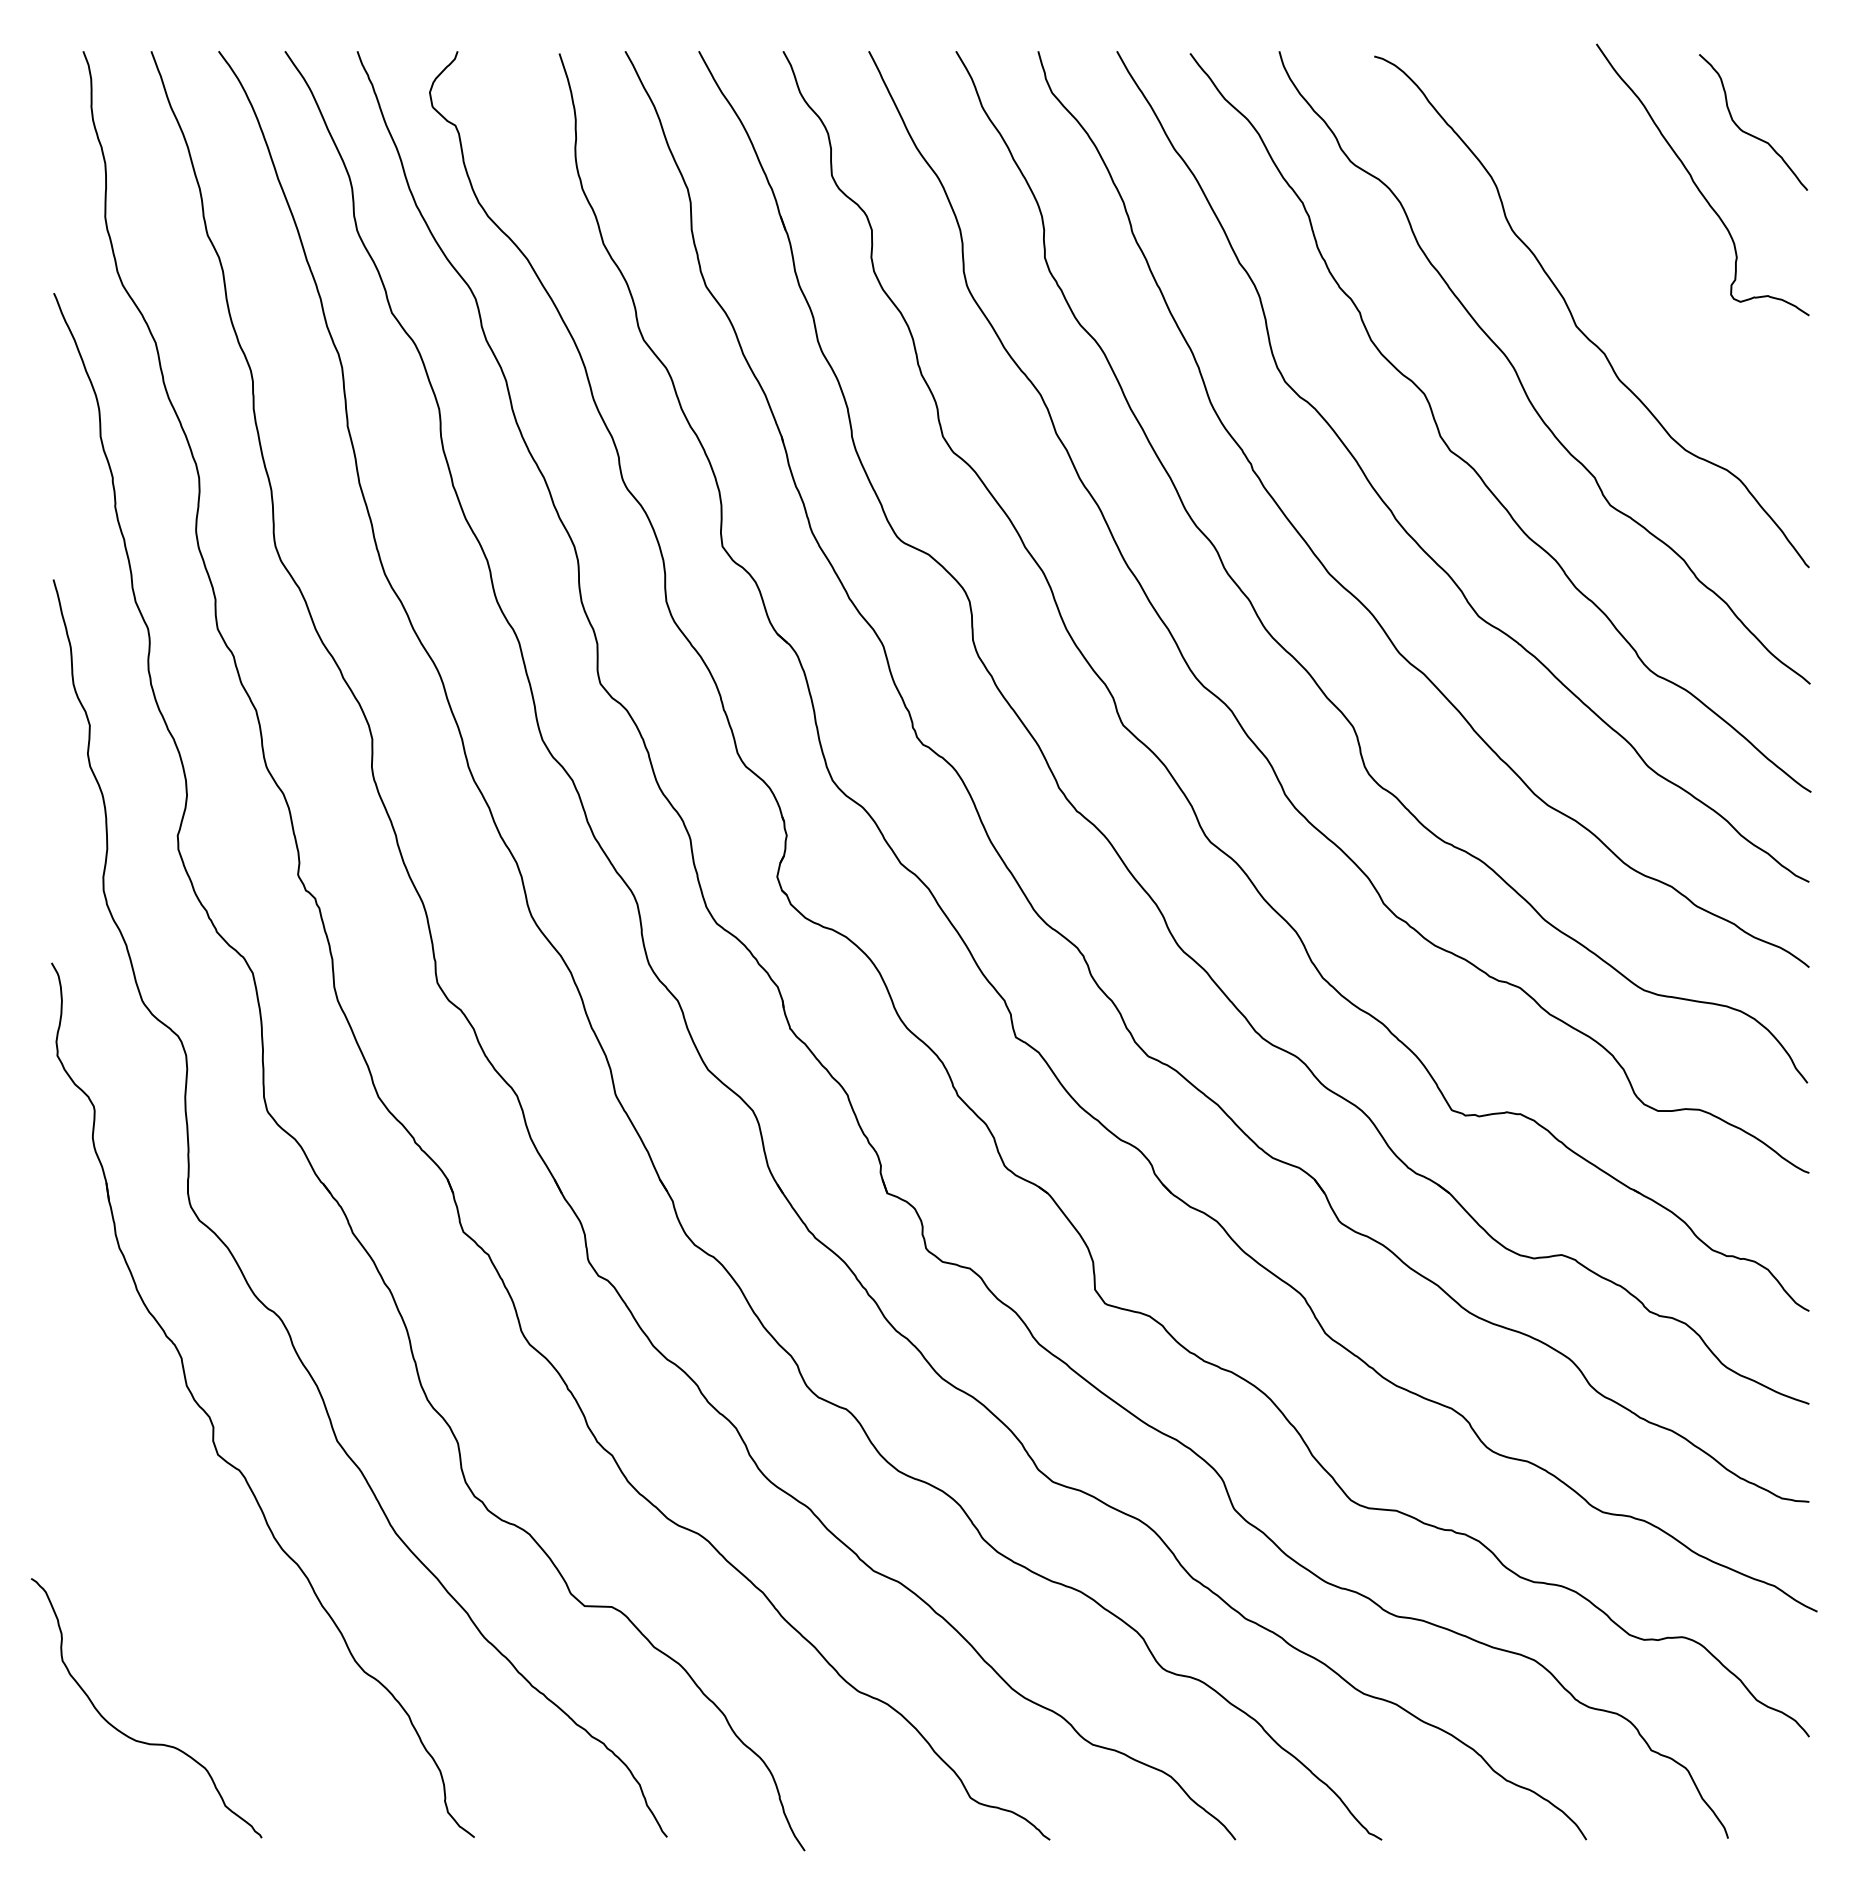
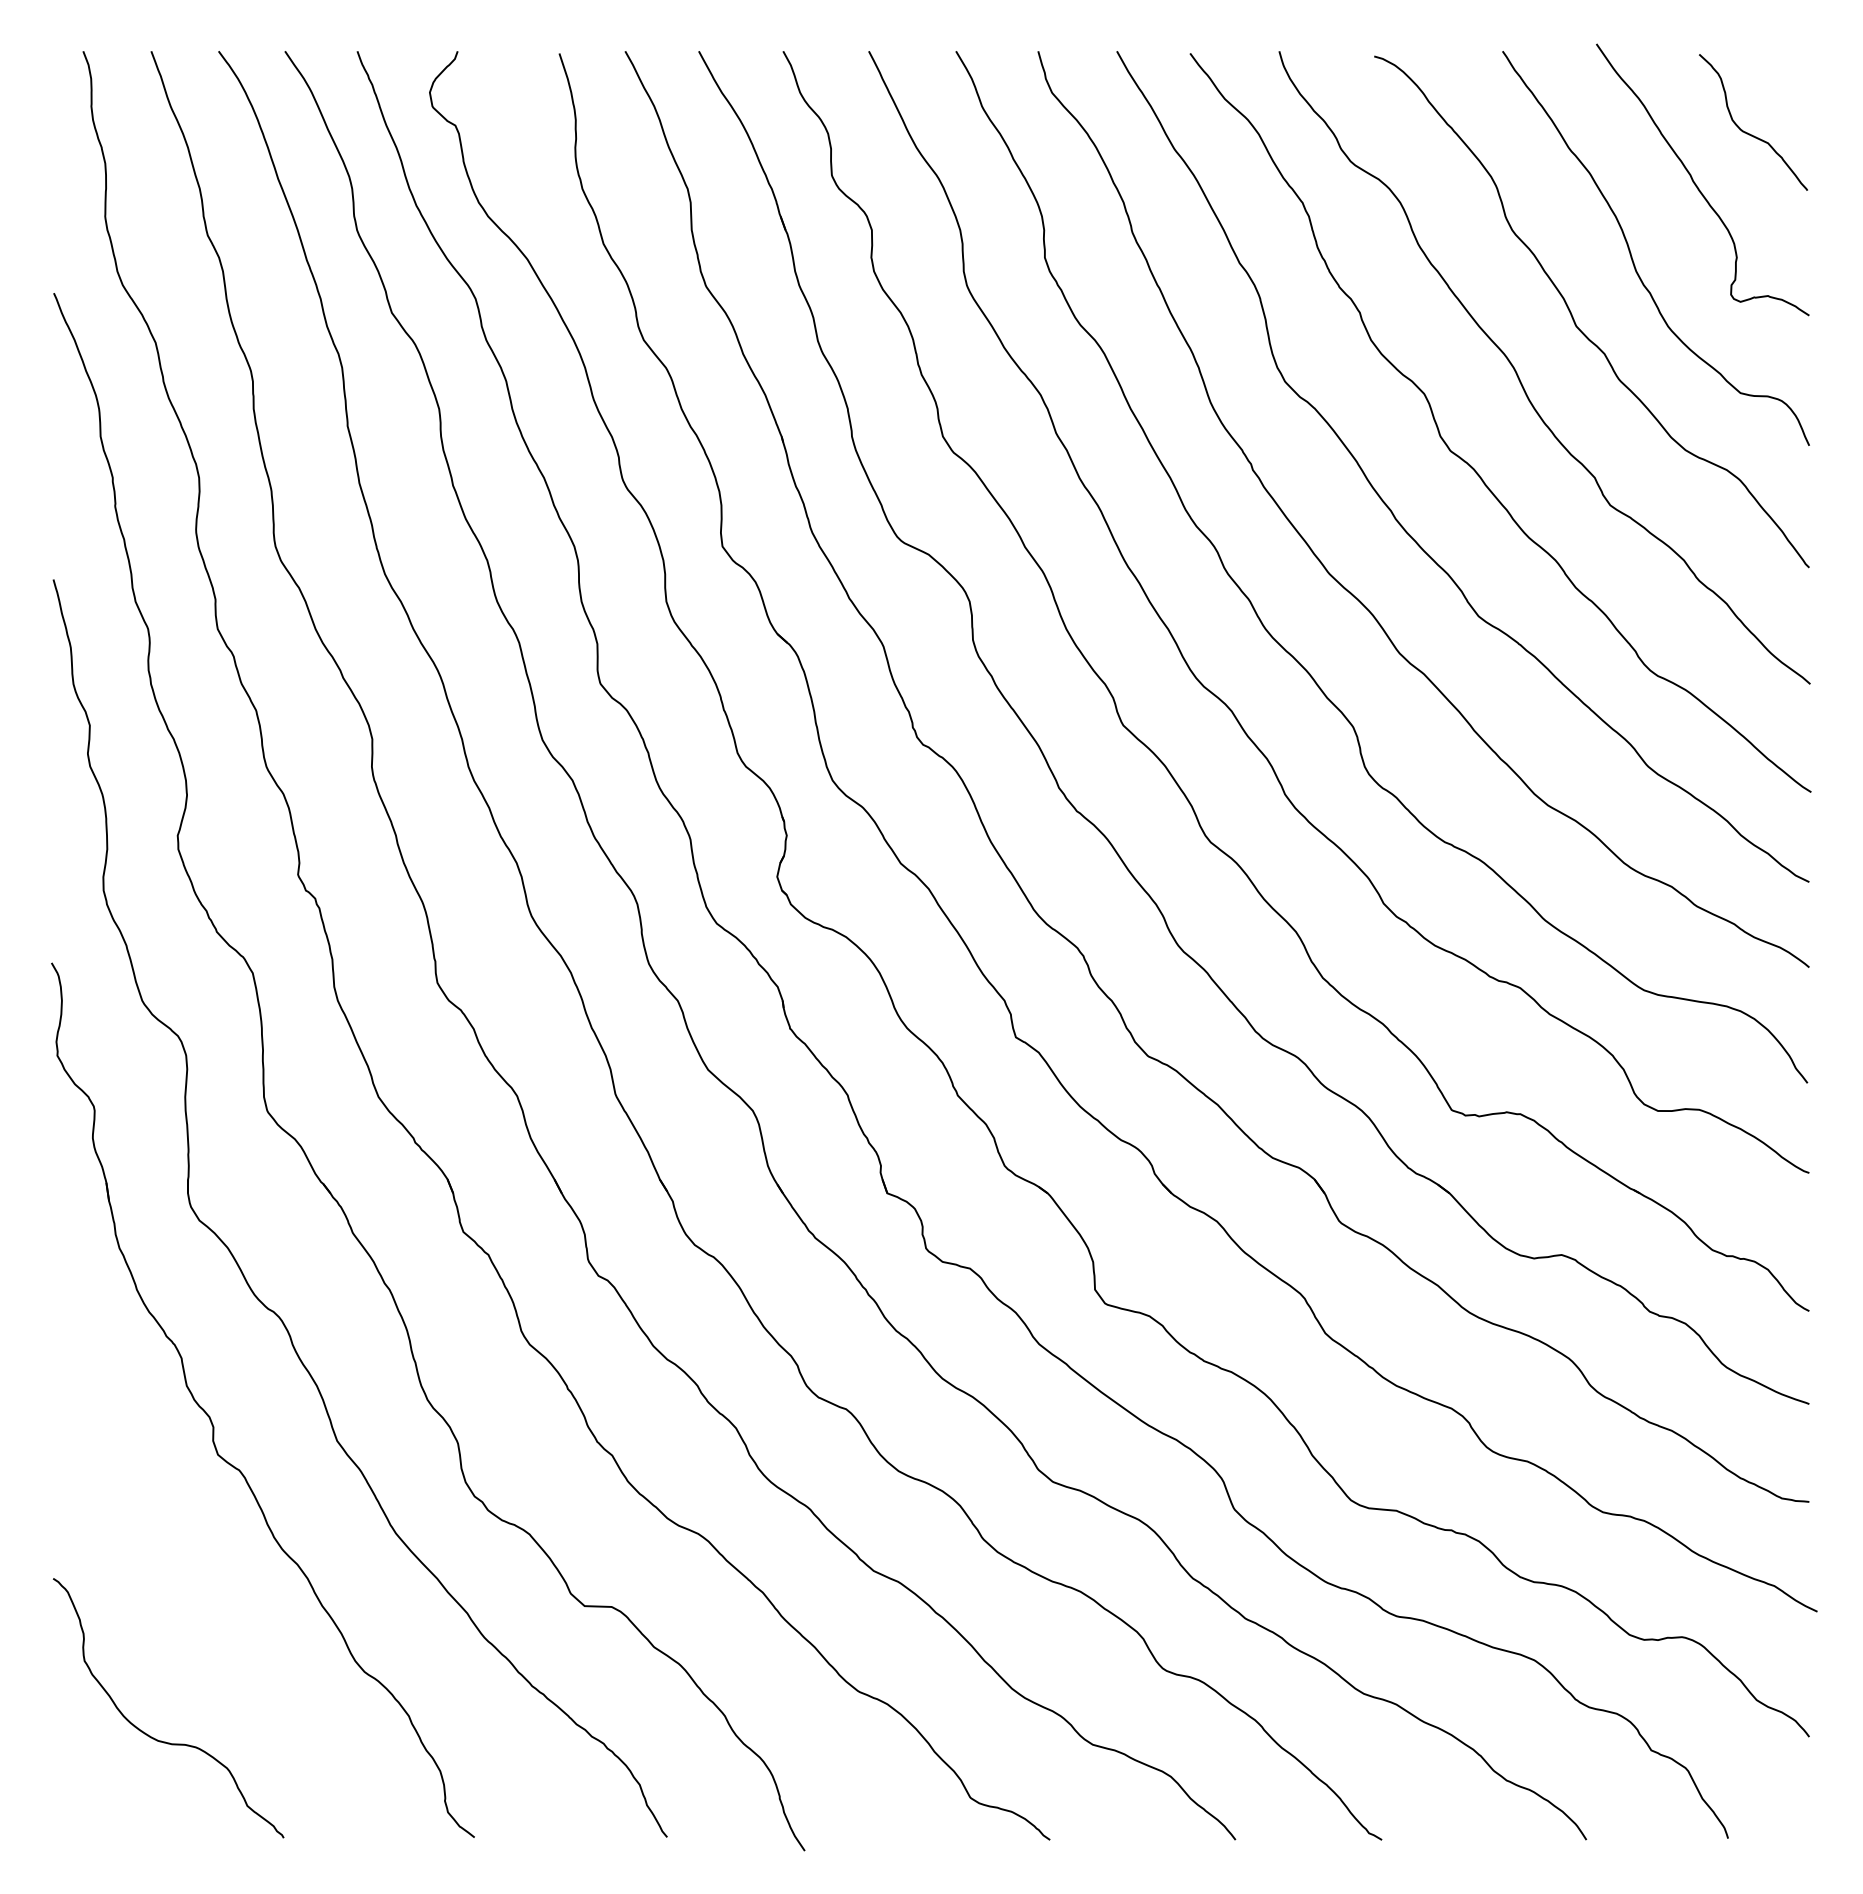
curve: none -> present (1631, 252)
curve position: (128, 1735) -> (150, 1735) (150, 1735)
